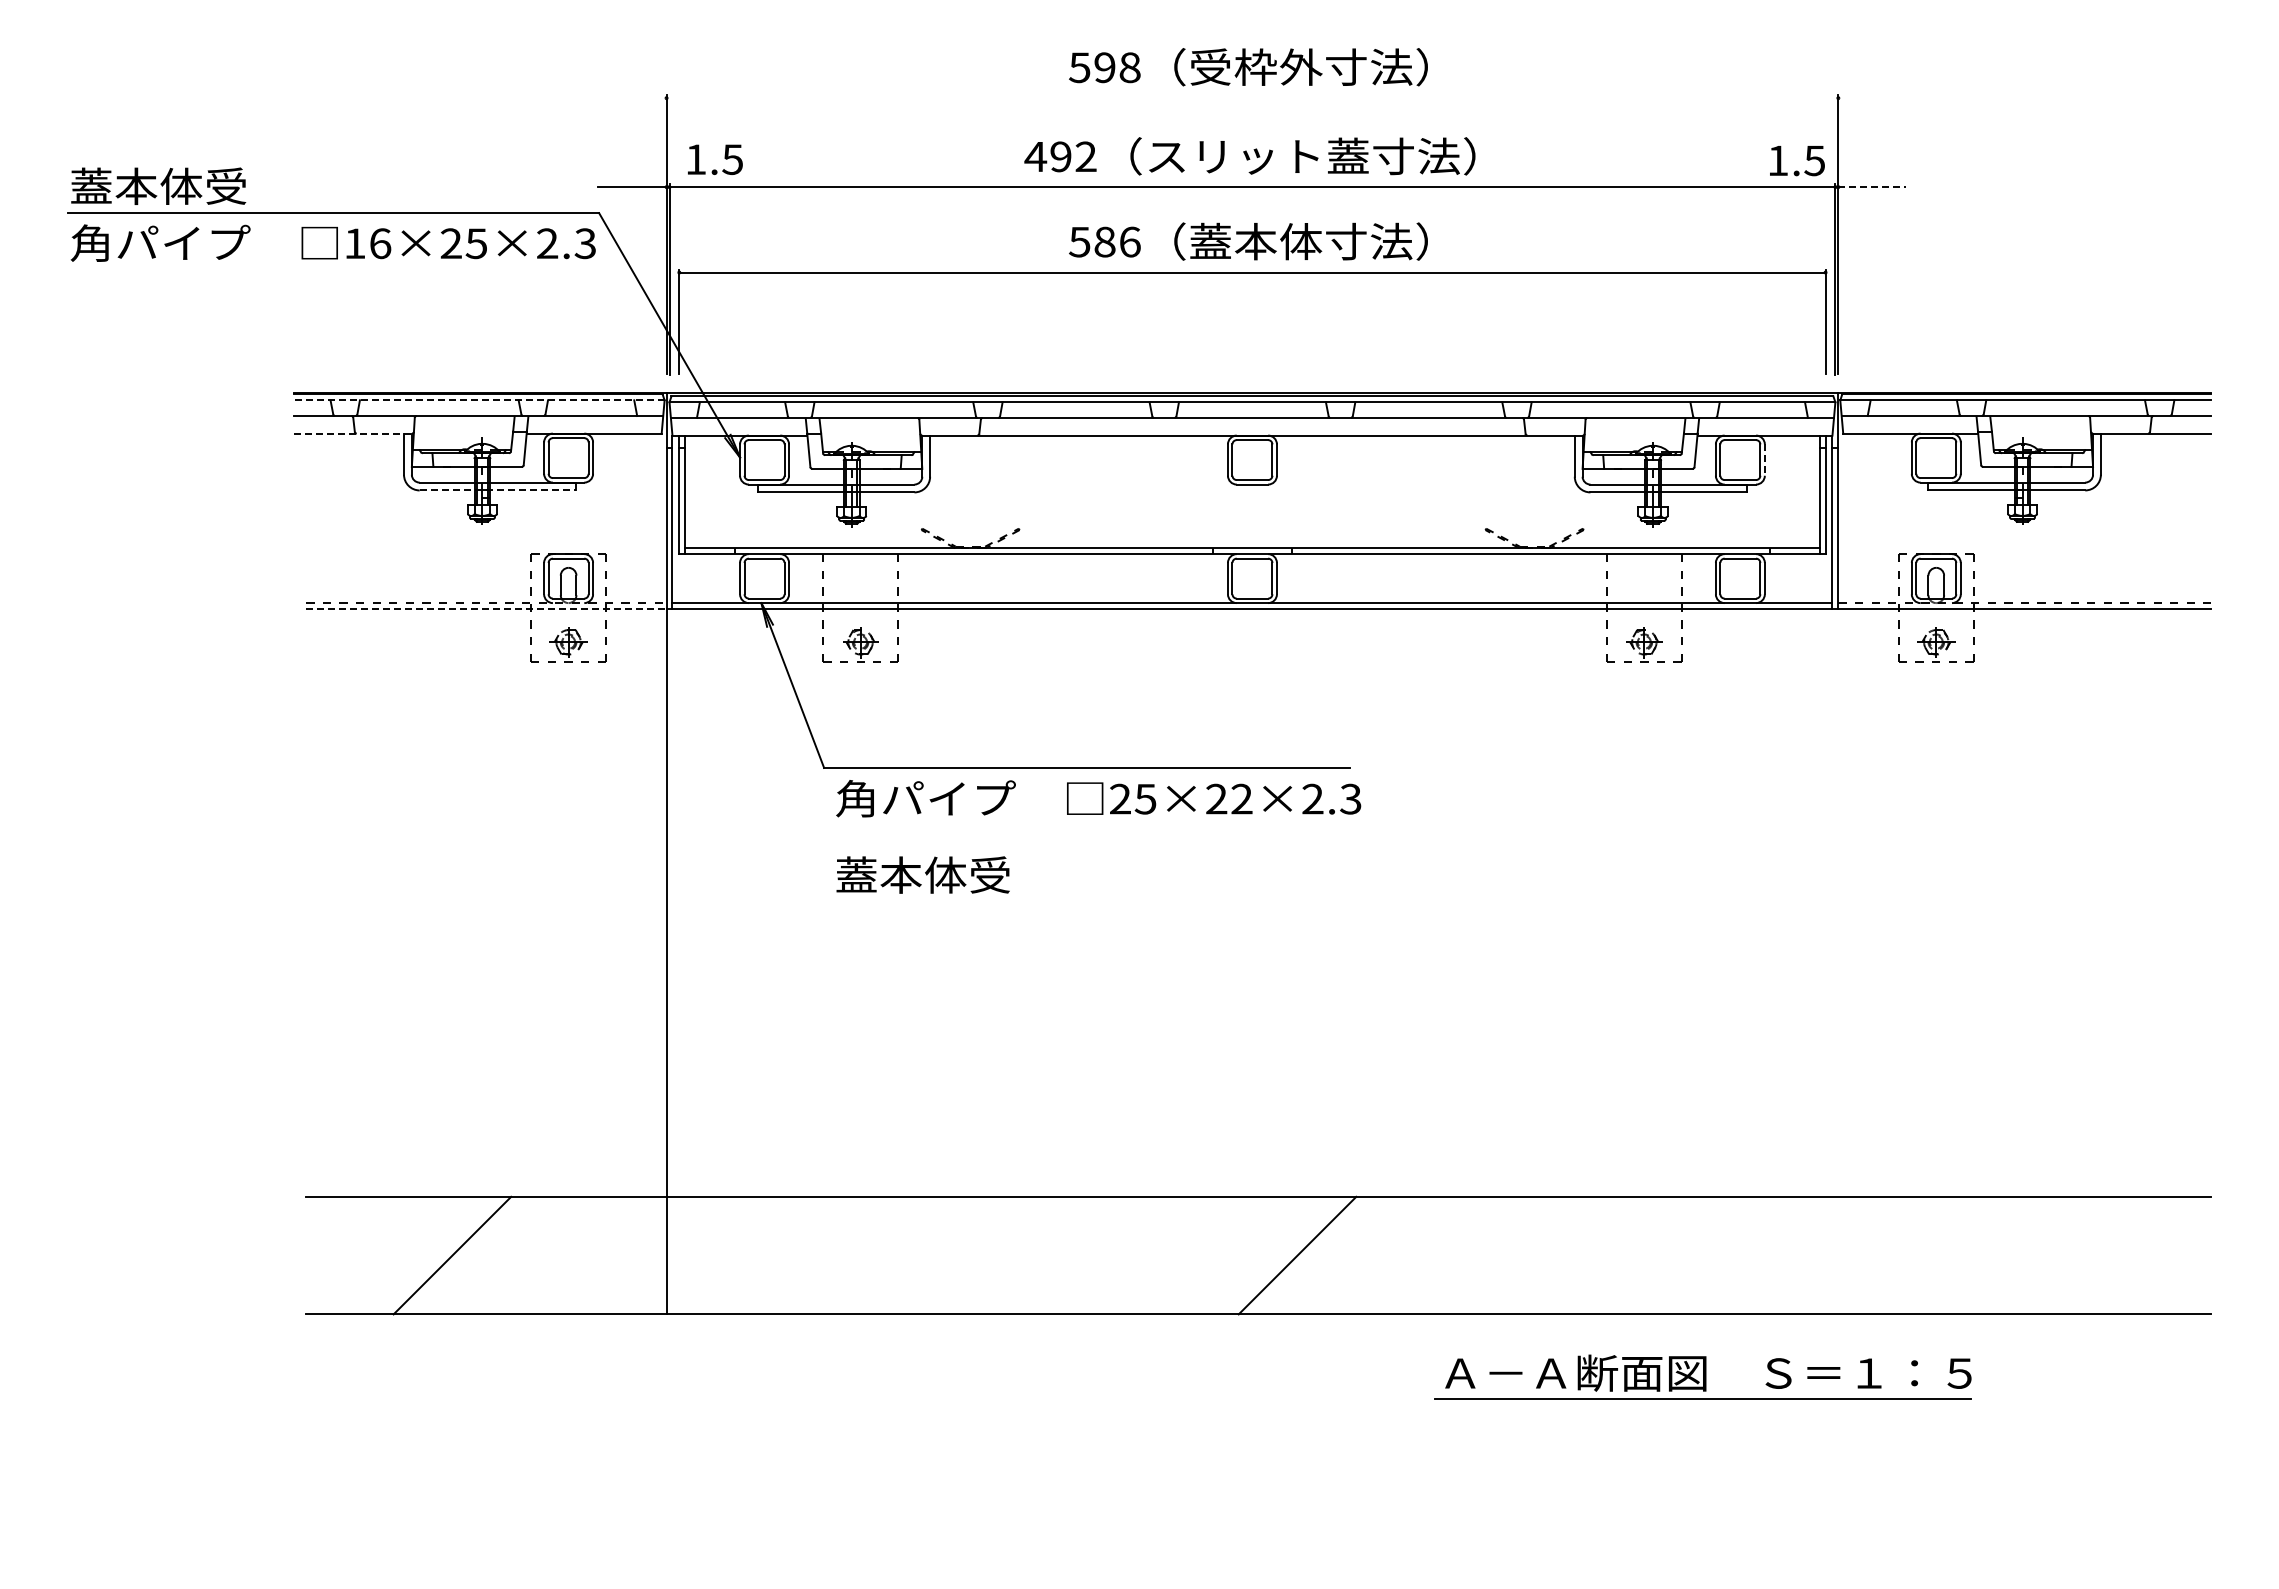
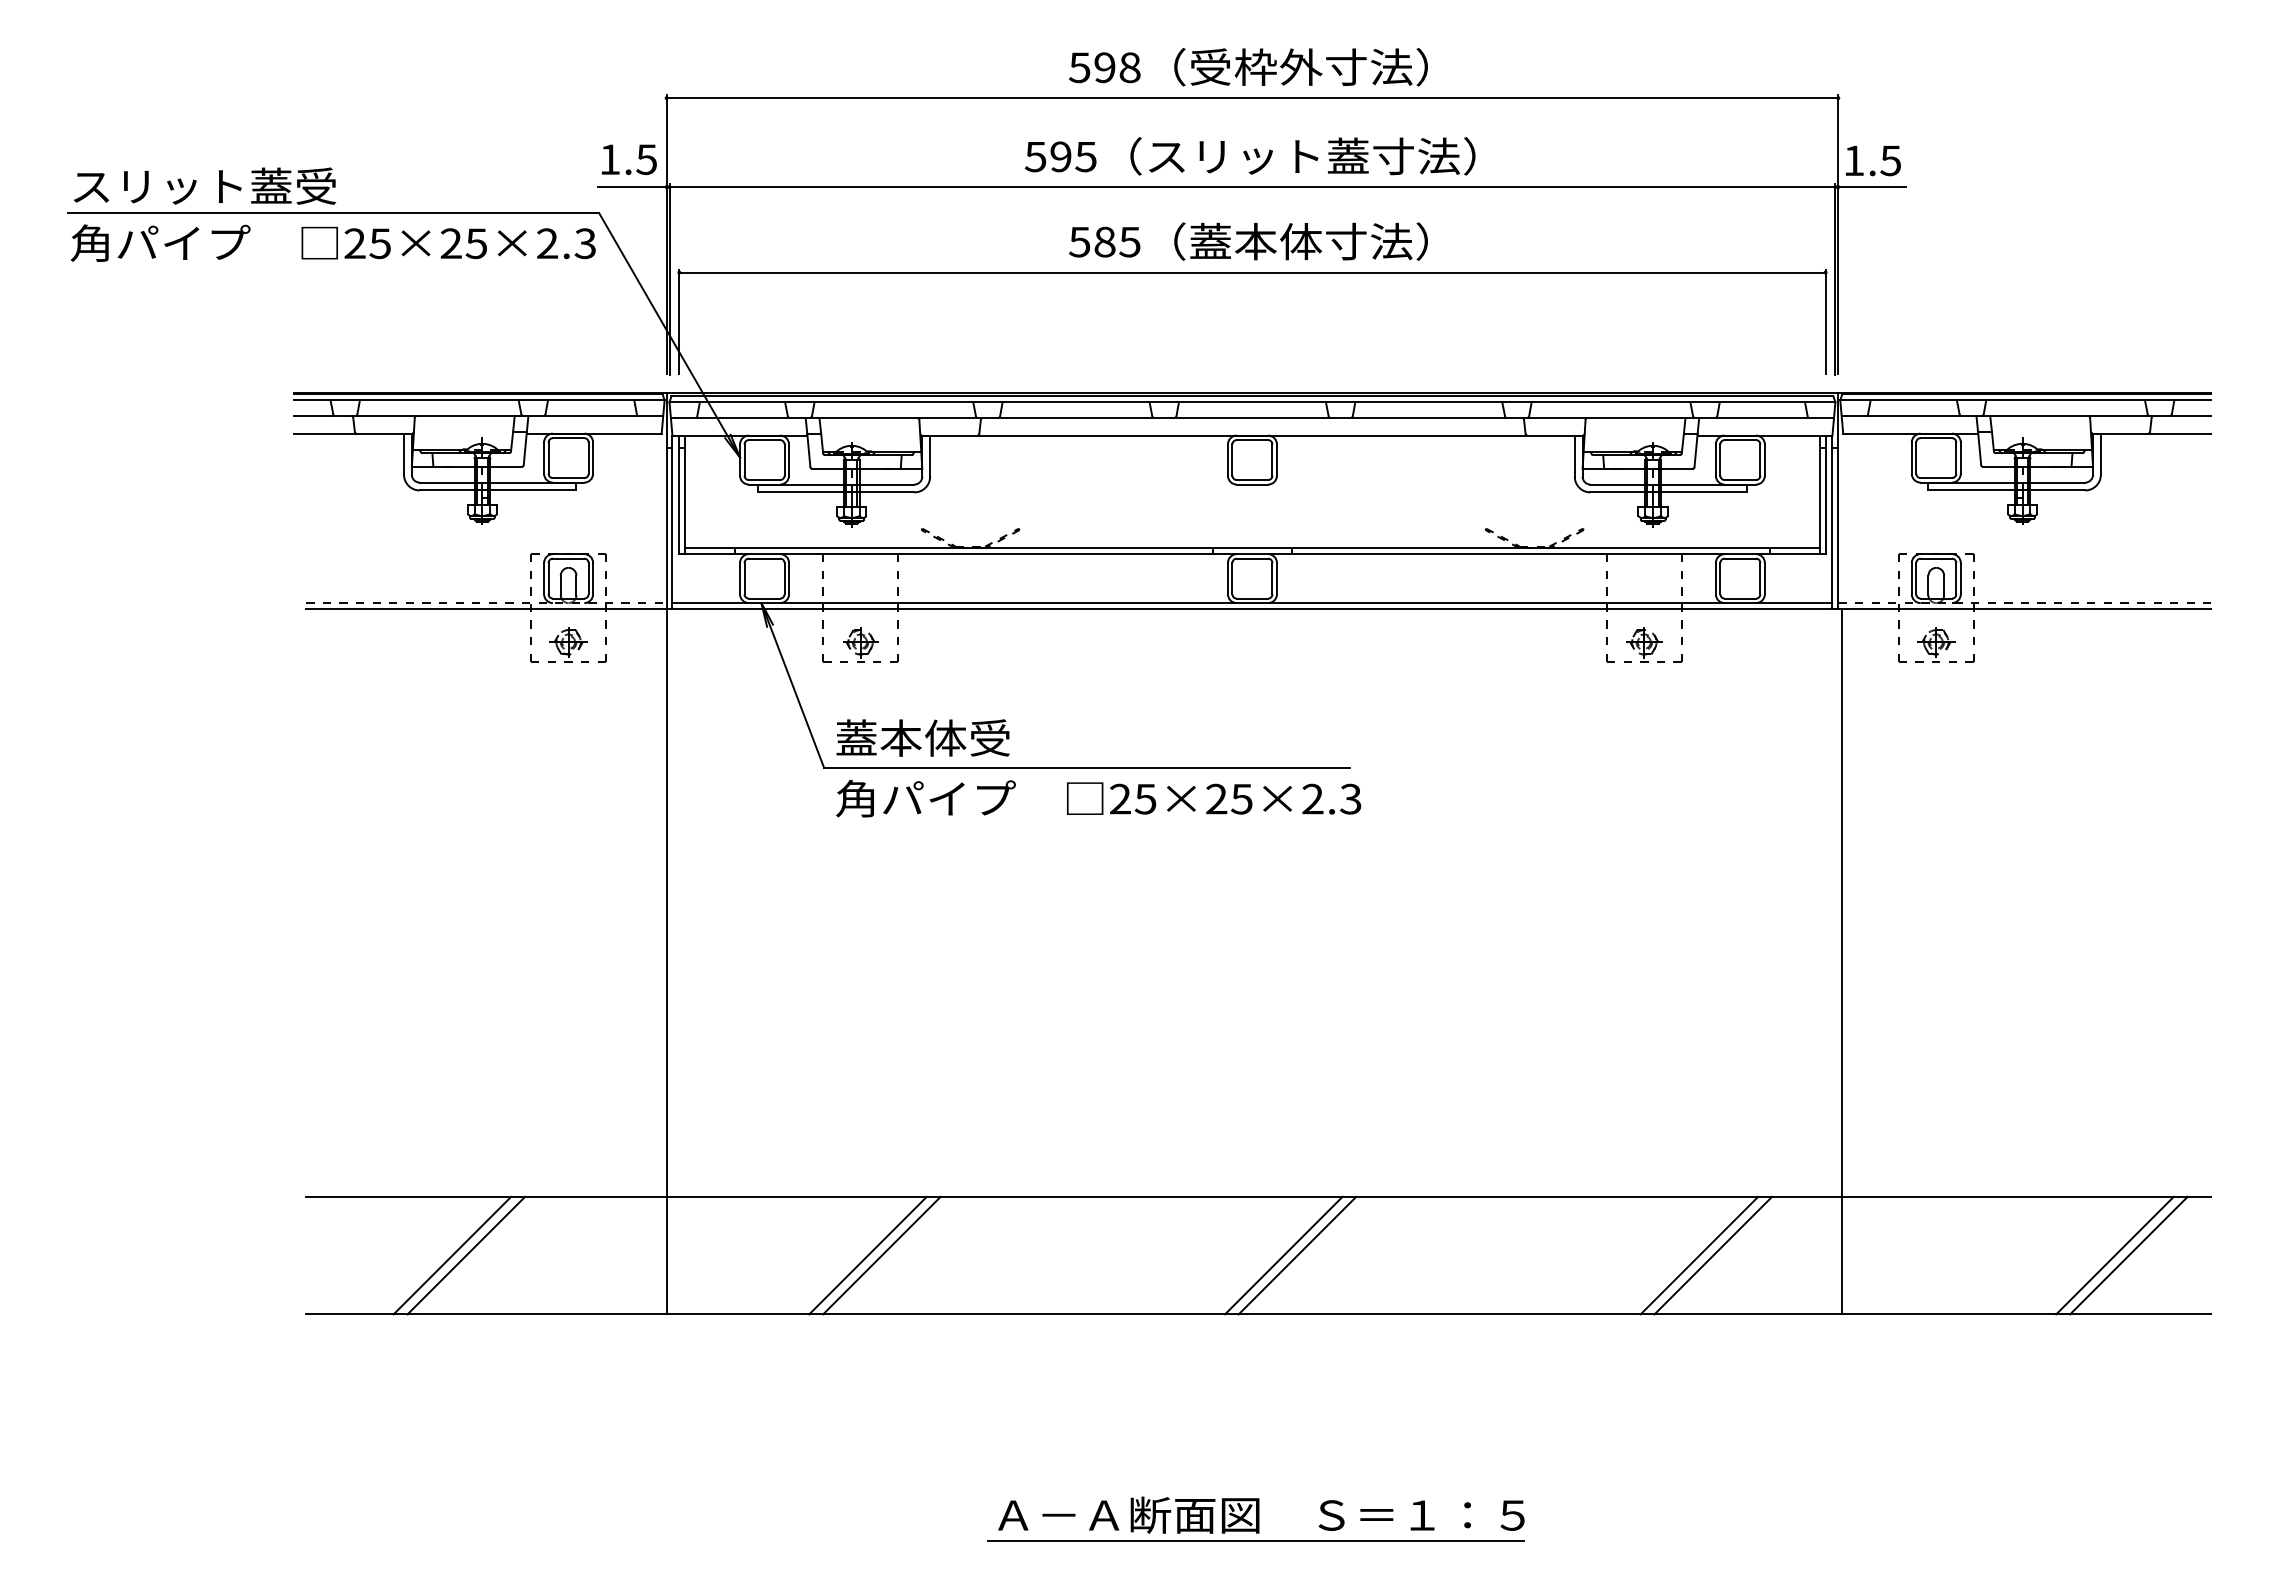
line: none -> present (1252, 98)
text: 492 -> 595 (1060, 156)
text position: (715, 159) -> (629, 159) (629, 159)
text position: (1797, 161) -> (1873, 161) (1873, 161)
text: 蓋本体受 -> スリット蓋受 (203, 185)
line: dashed -> solid (1872, 187)
text: 586 -> 585 (1129, 241)
text: 16×25×2.3 -> 25×25×2.3 (367, 243)
line: dashed -> solid (478, 400)
line: dashed -> solid (353, 433)
line: dashed -> solid (1764, 460)
line: dashed -> solid (498, 490)
line: dashed -> solid (486, 609)
text: 25×22×2.3 -> 25×25×2.3 (1241, 798)
text position: (922, 874) -> (922, 737) (922, 737)
line: none -> present (1842, 961)
line: none -> present (466, 1255)
line: none -> present (867, 1255)
line: none -> present (881, 1255)
line: none -> present (1283, 1255)
line: none -> present (1699, 1255)
line: none -> present (1713, 1255)
line: none -> present (2114, 1255)
line: none -> present (2128, 1255)
part position: (1702, 1376) -> (1255, 1518) (1255, 1518)
